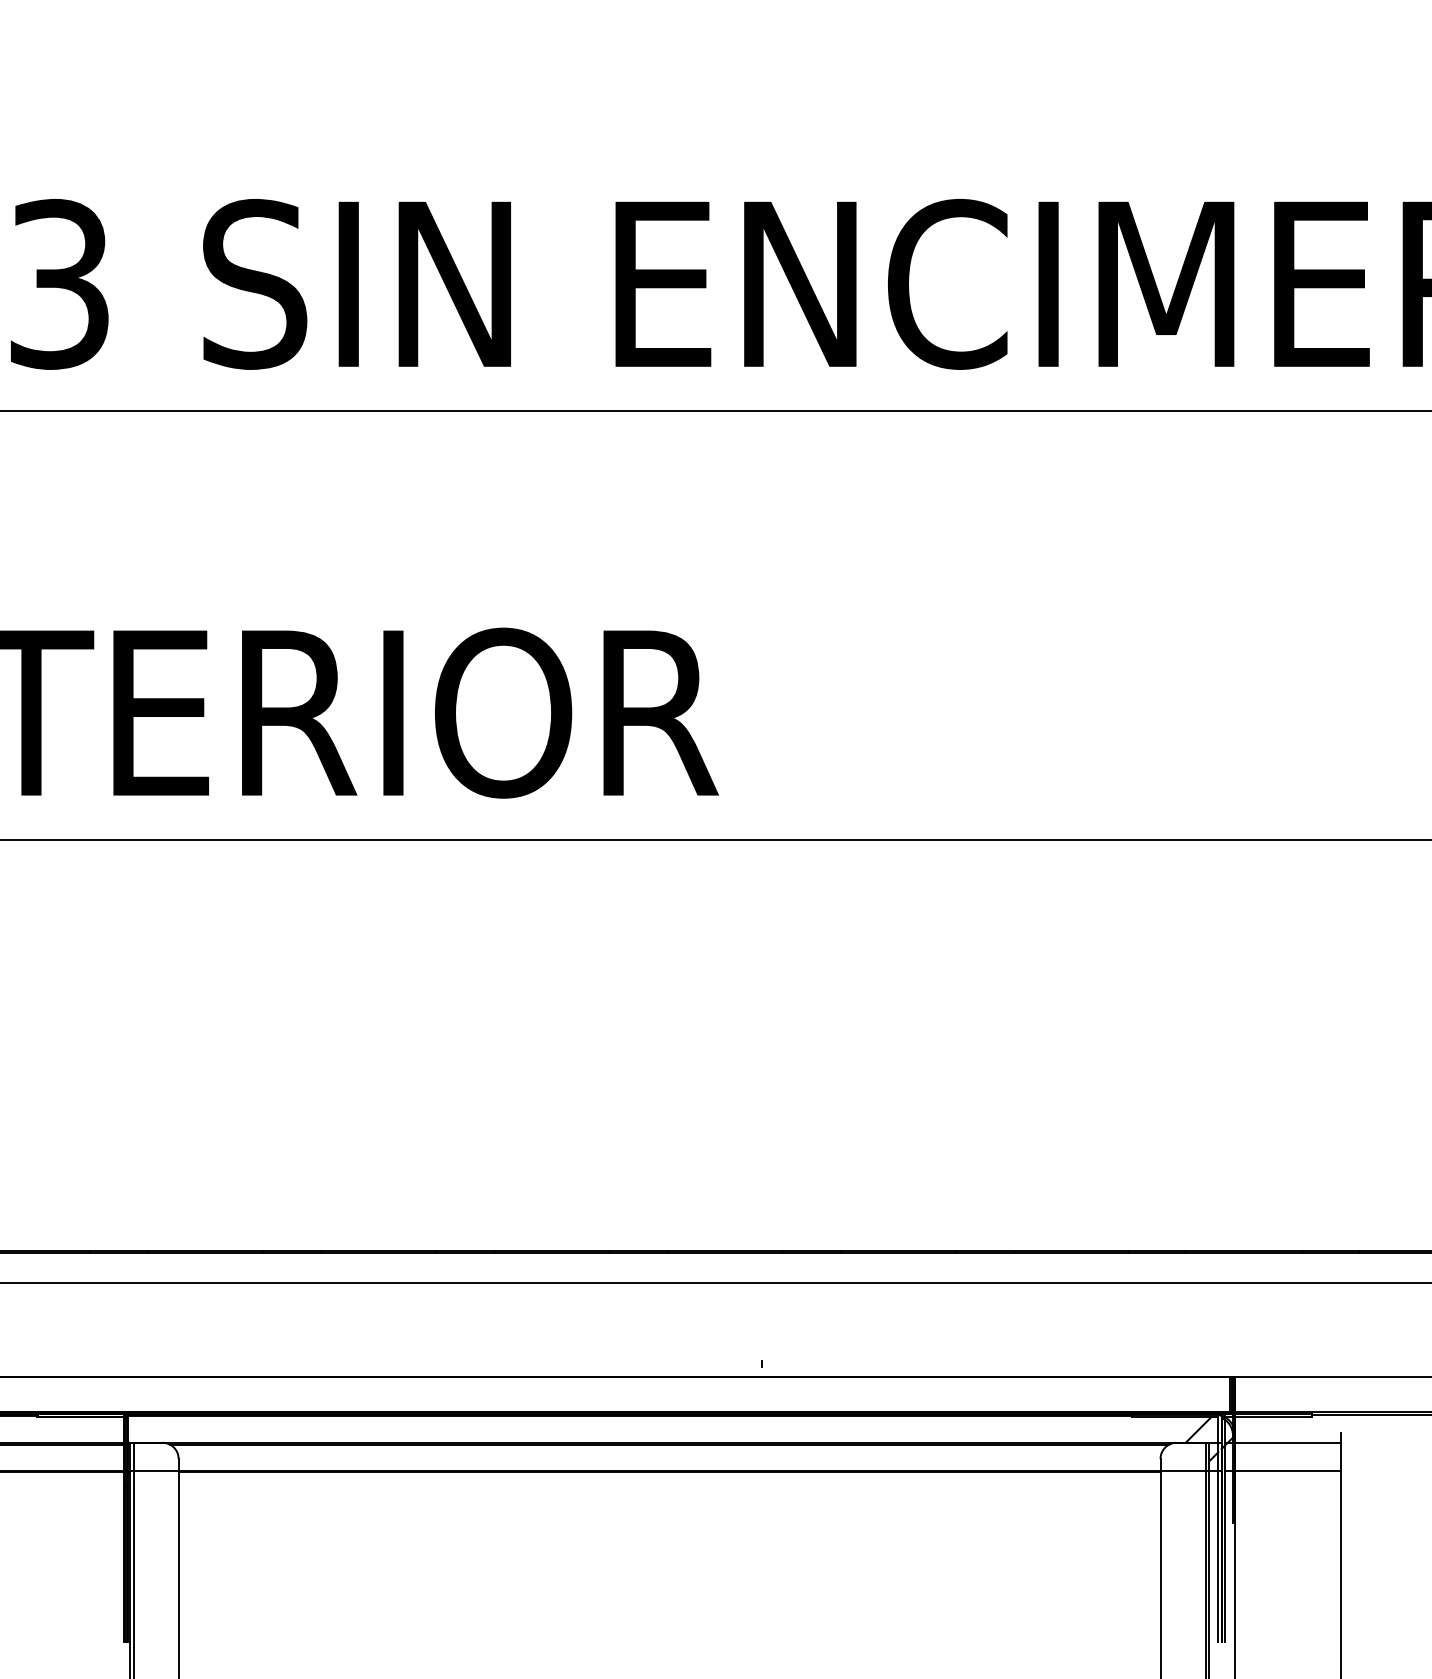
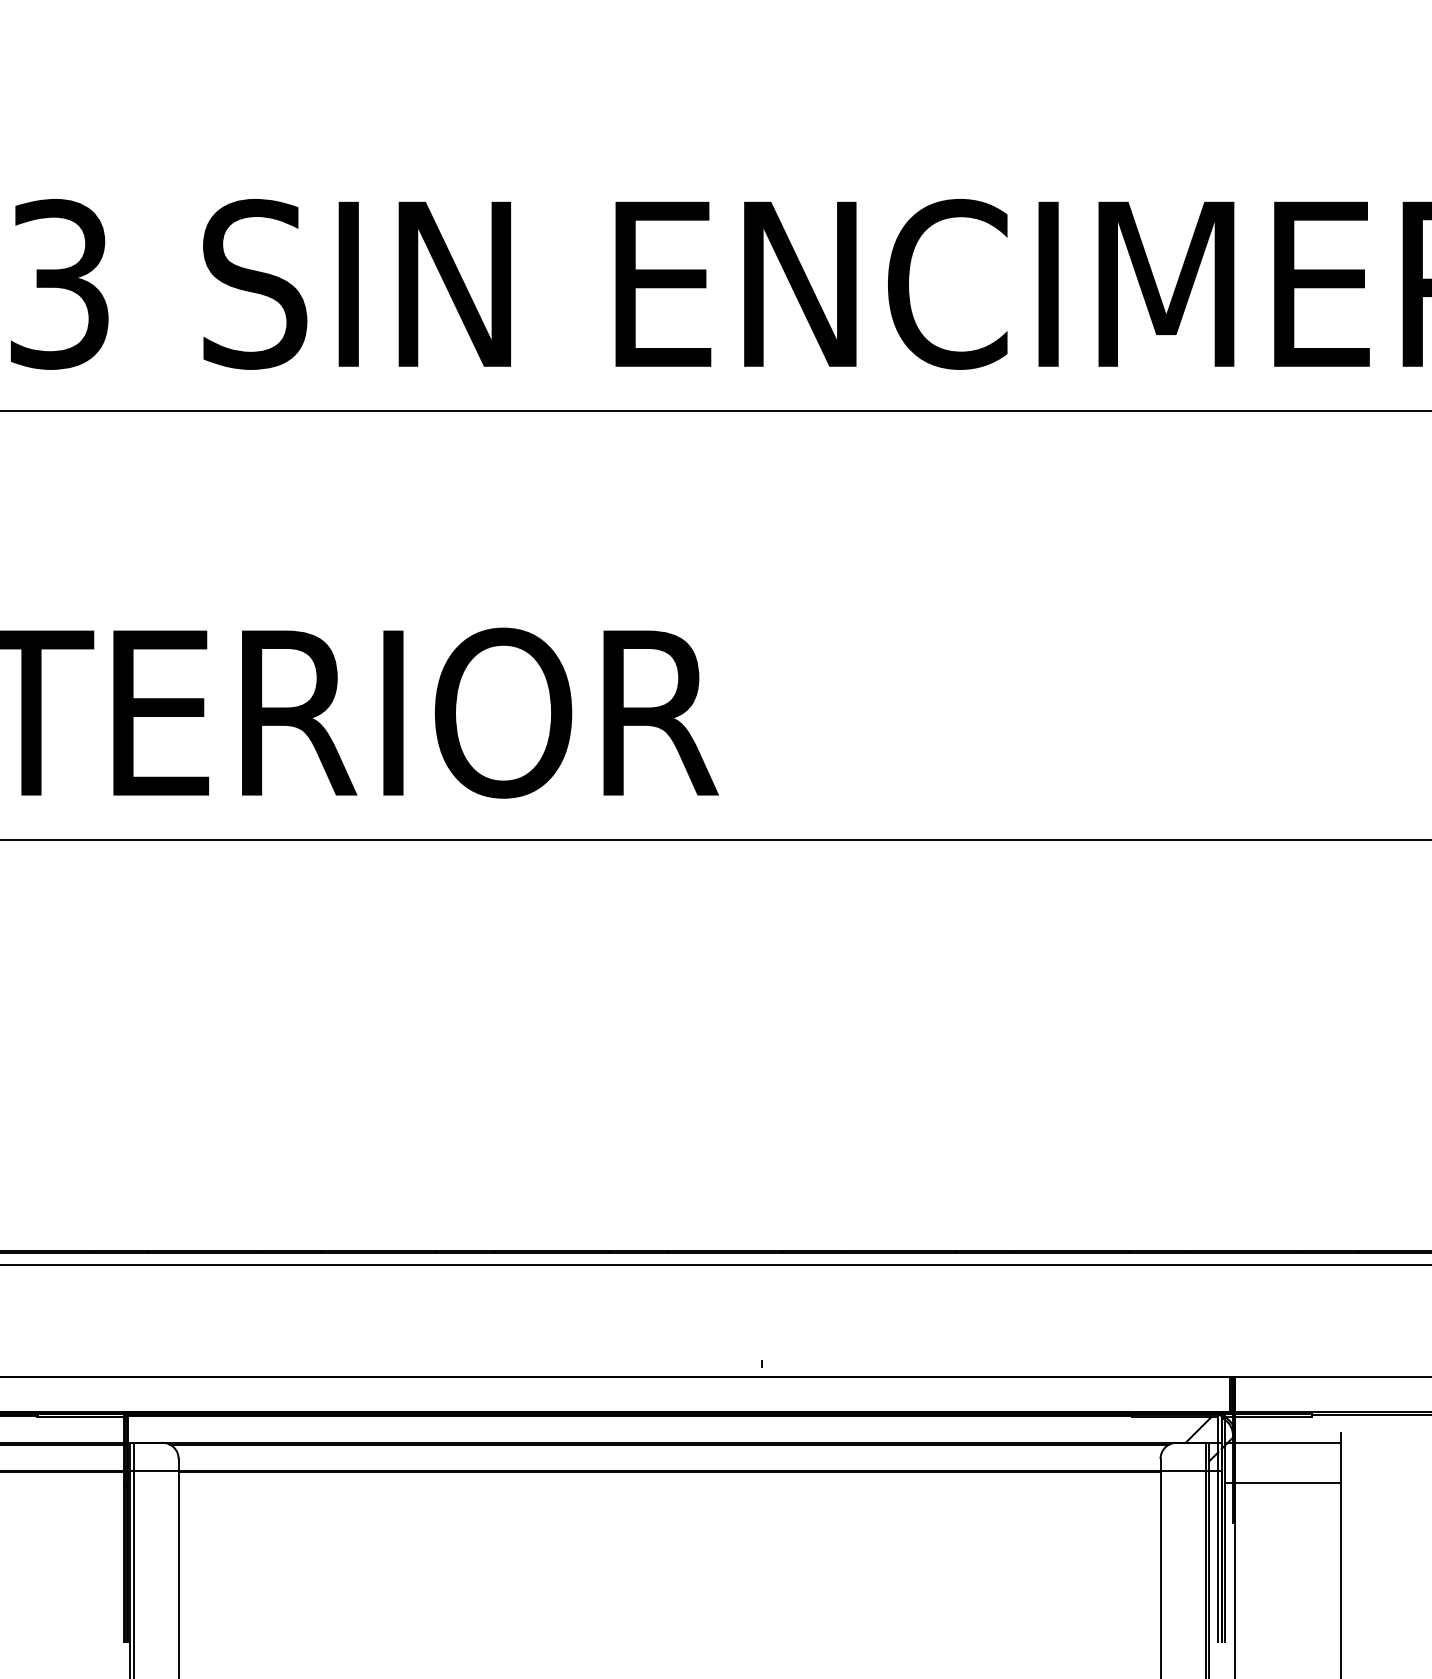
line position: (715, 1283) -> (715, 1265) (715, 1265)
line position: (1282, 1470) -> (1282, 1482) (1282, 1482)
